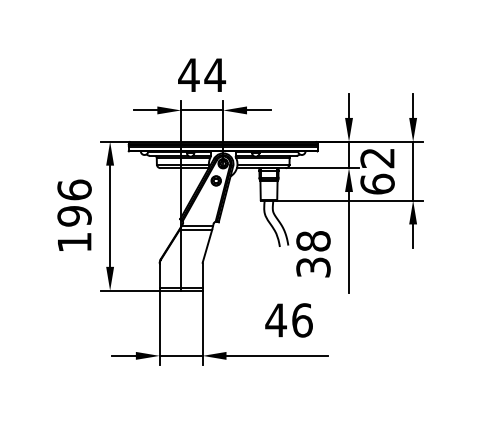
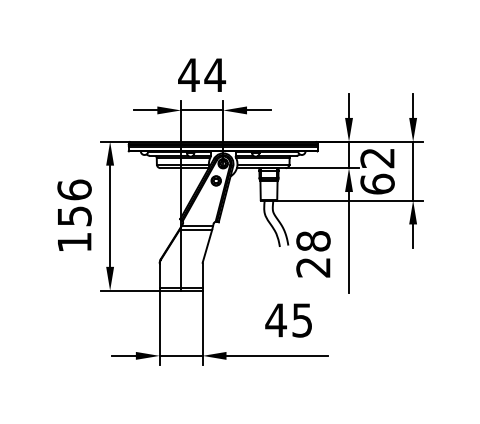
text: 196 -> 156 (74, 216)
text: 38 -> 28 (313, 267)
text: 46 -> 45 (302, 320)
